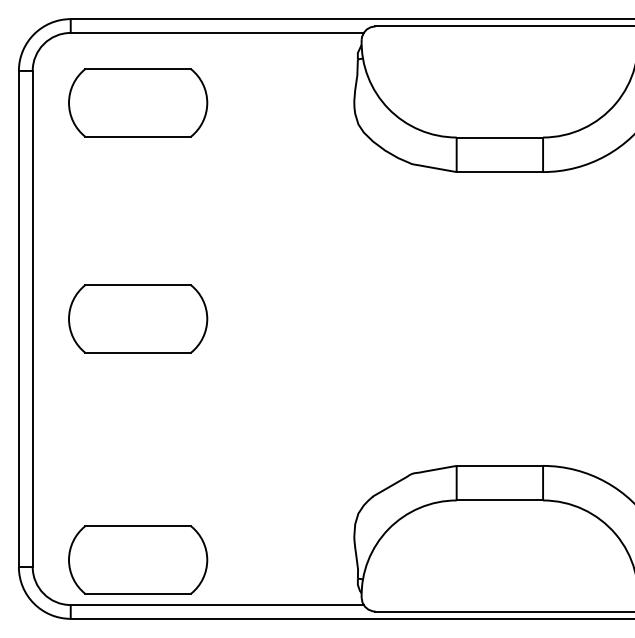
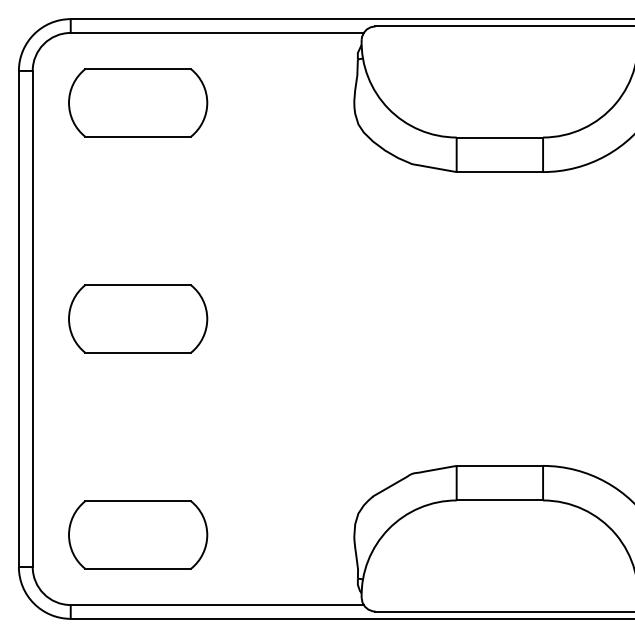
part position: (138, 559) -> (138, 534) (138, 534)
